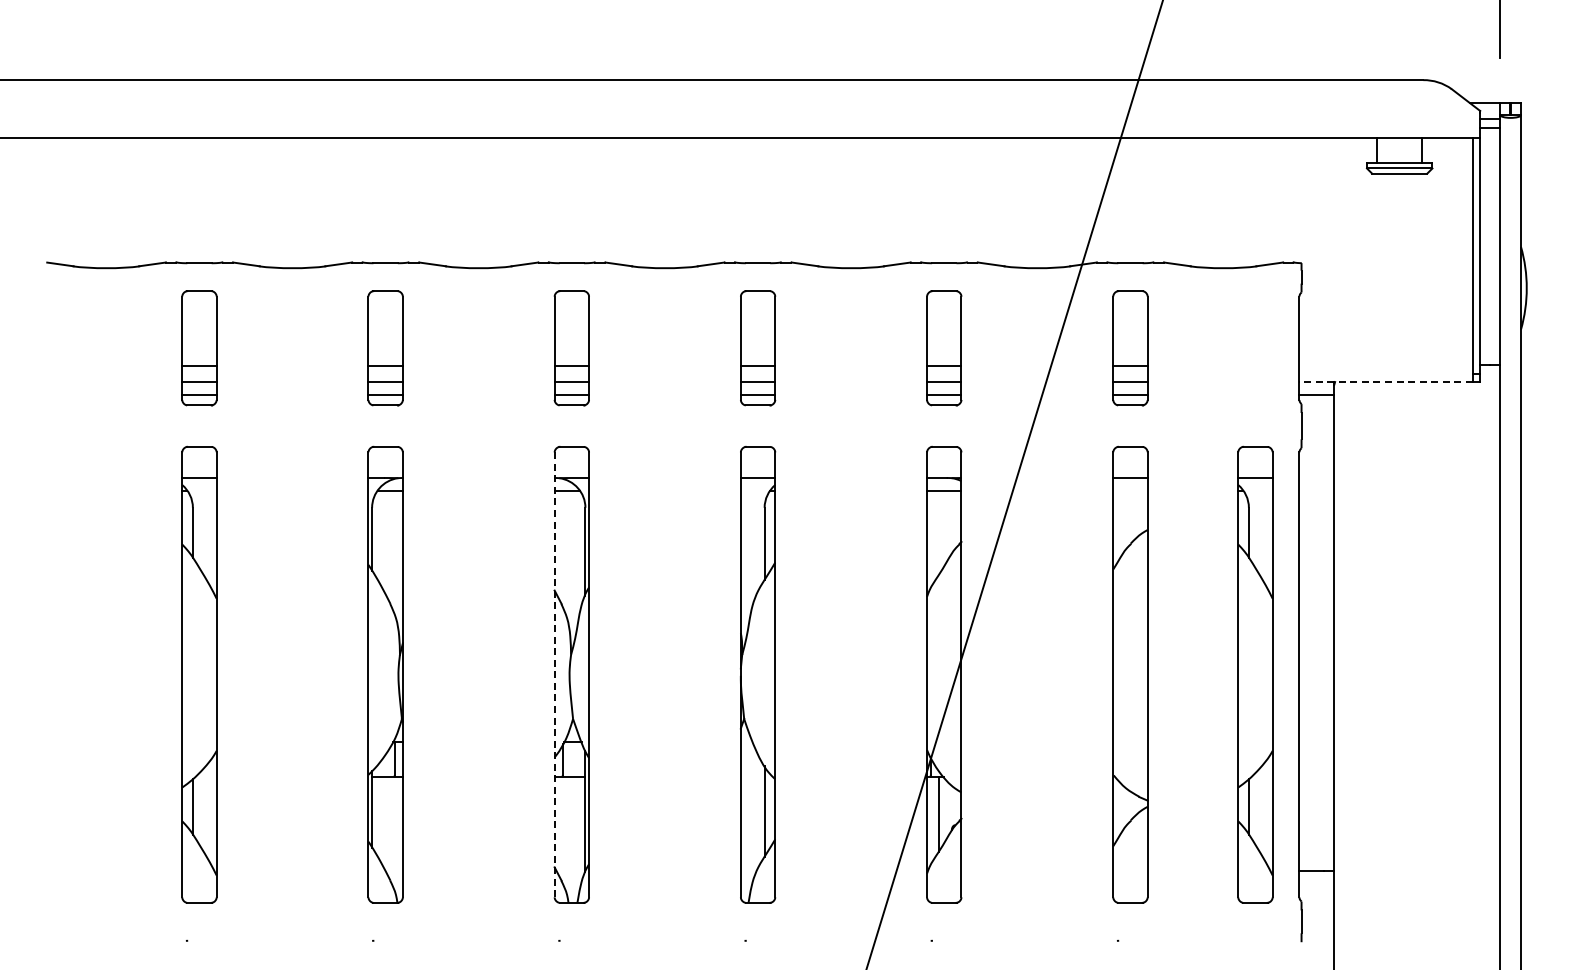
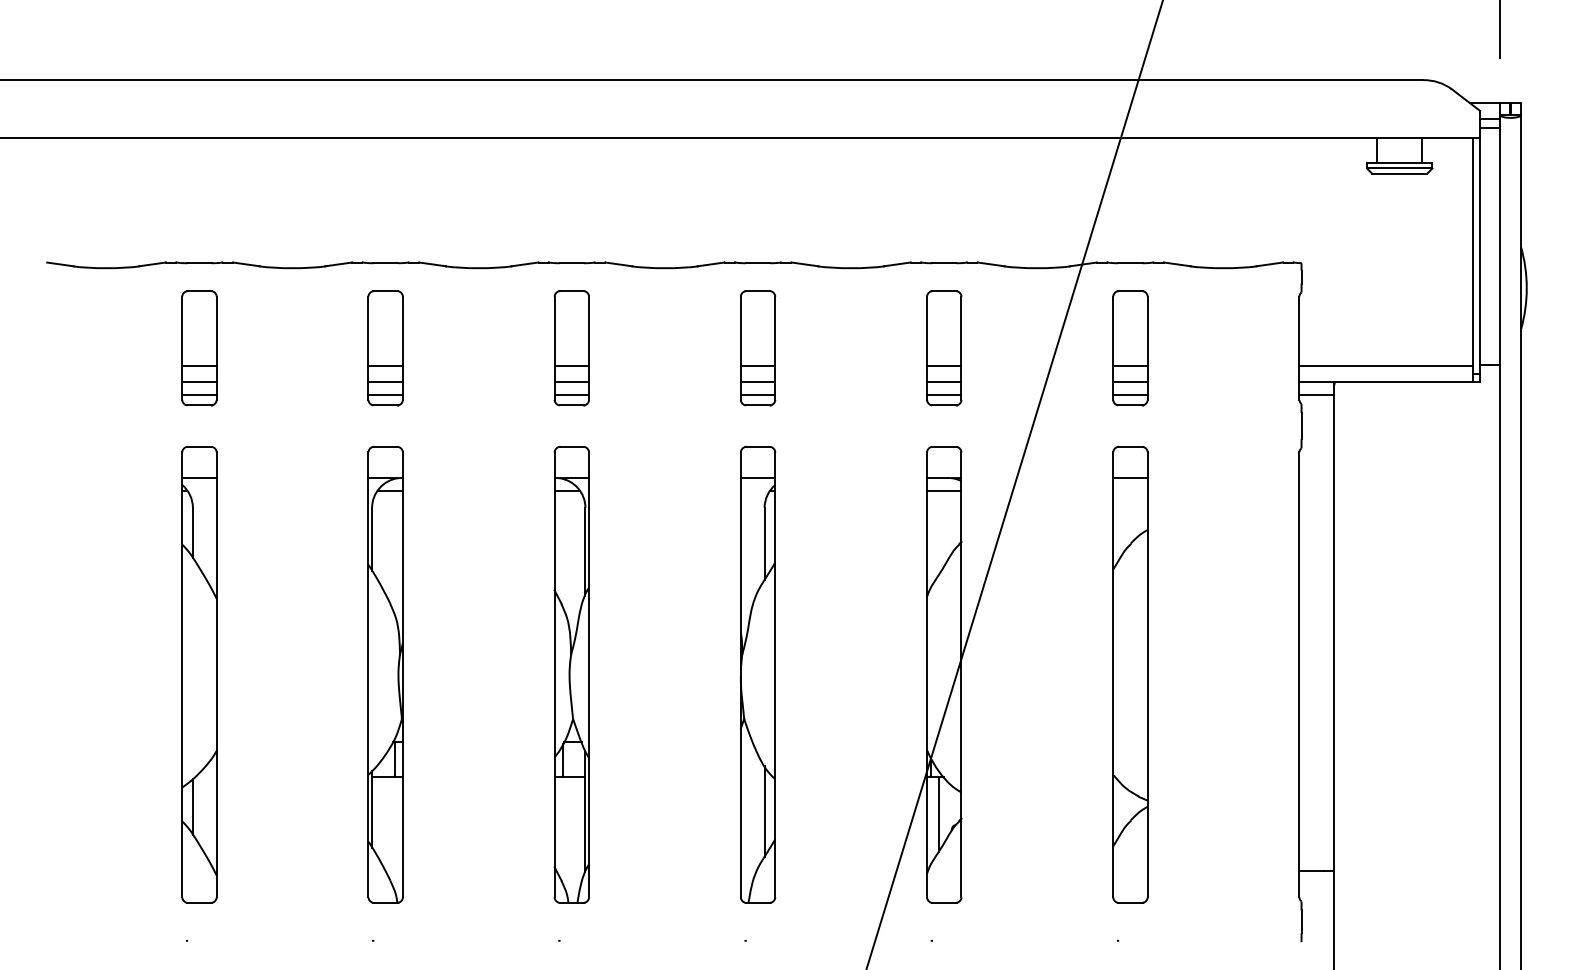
line: none -> present (1385, 366)
line: dashed -> solid (1386, 382)
line: dashed -> solid (554, 674)
part: present -> none (1255, 674)
